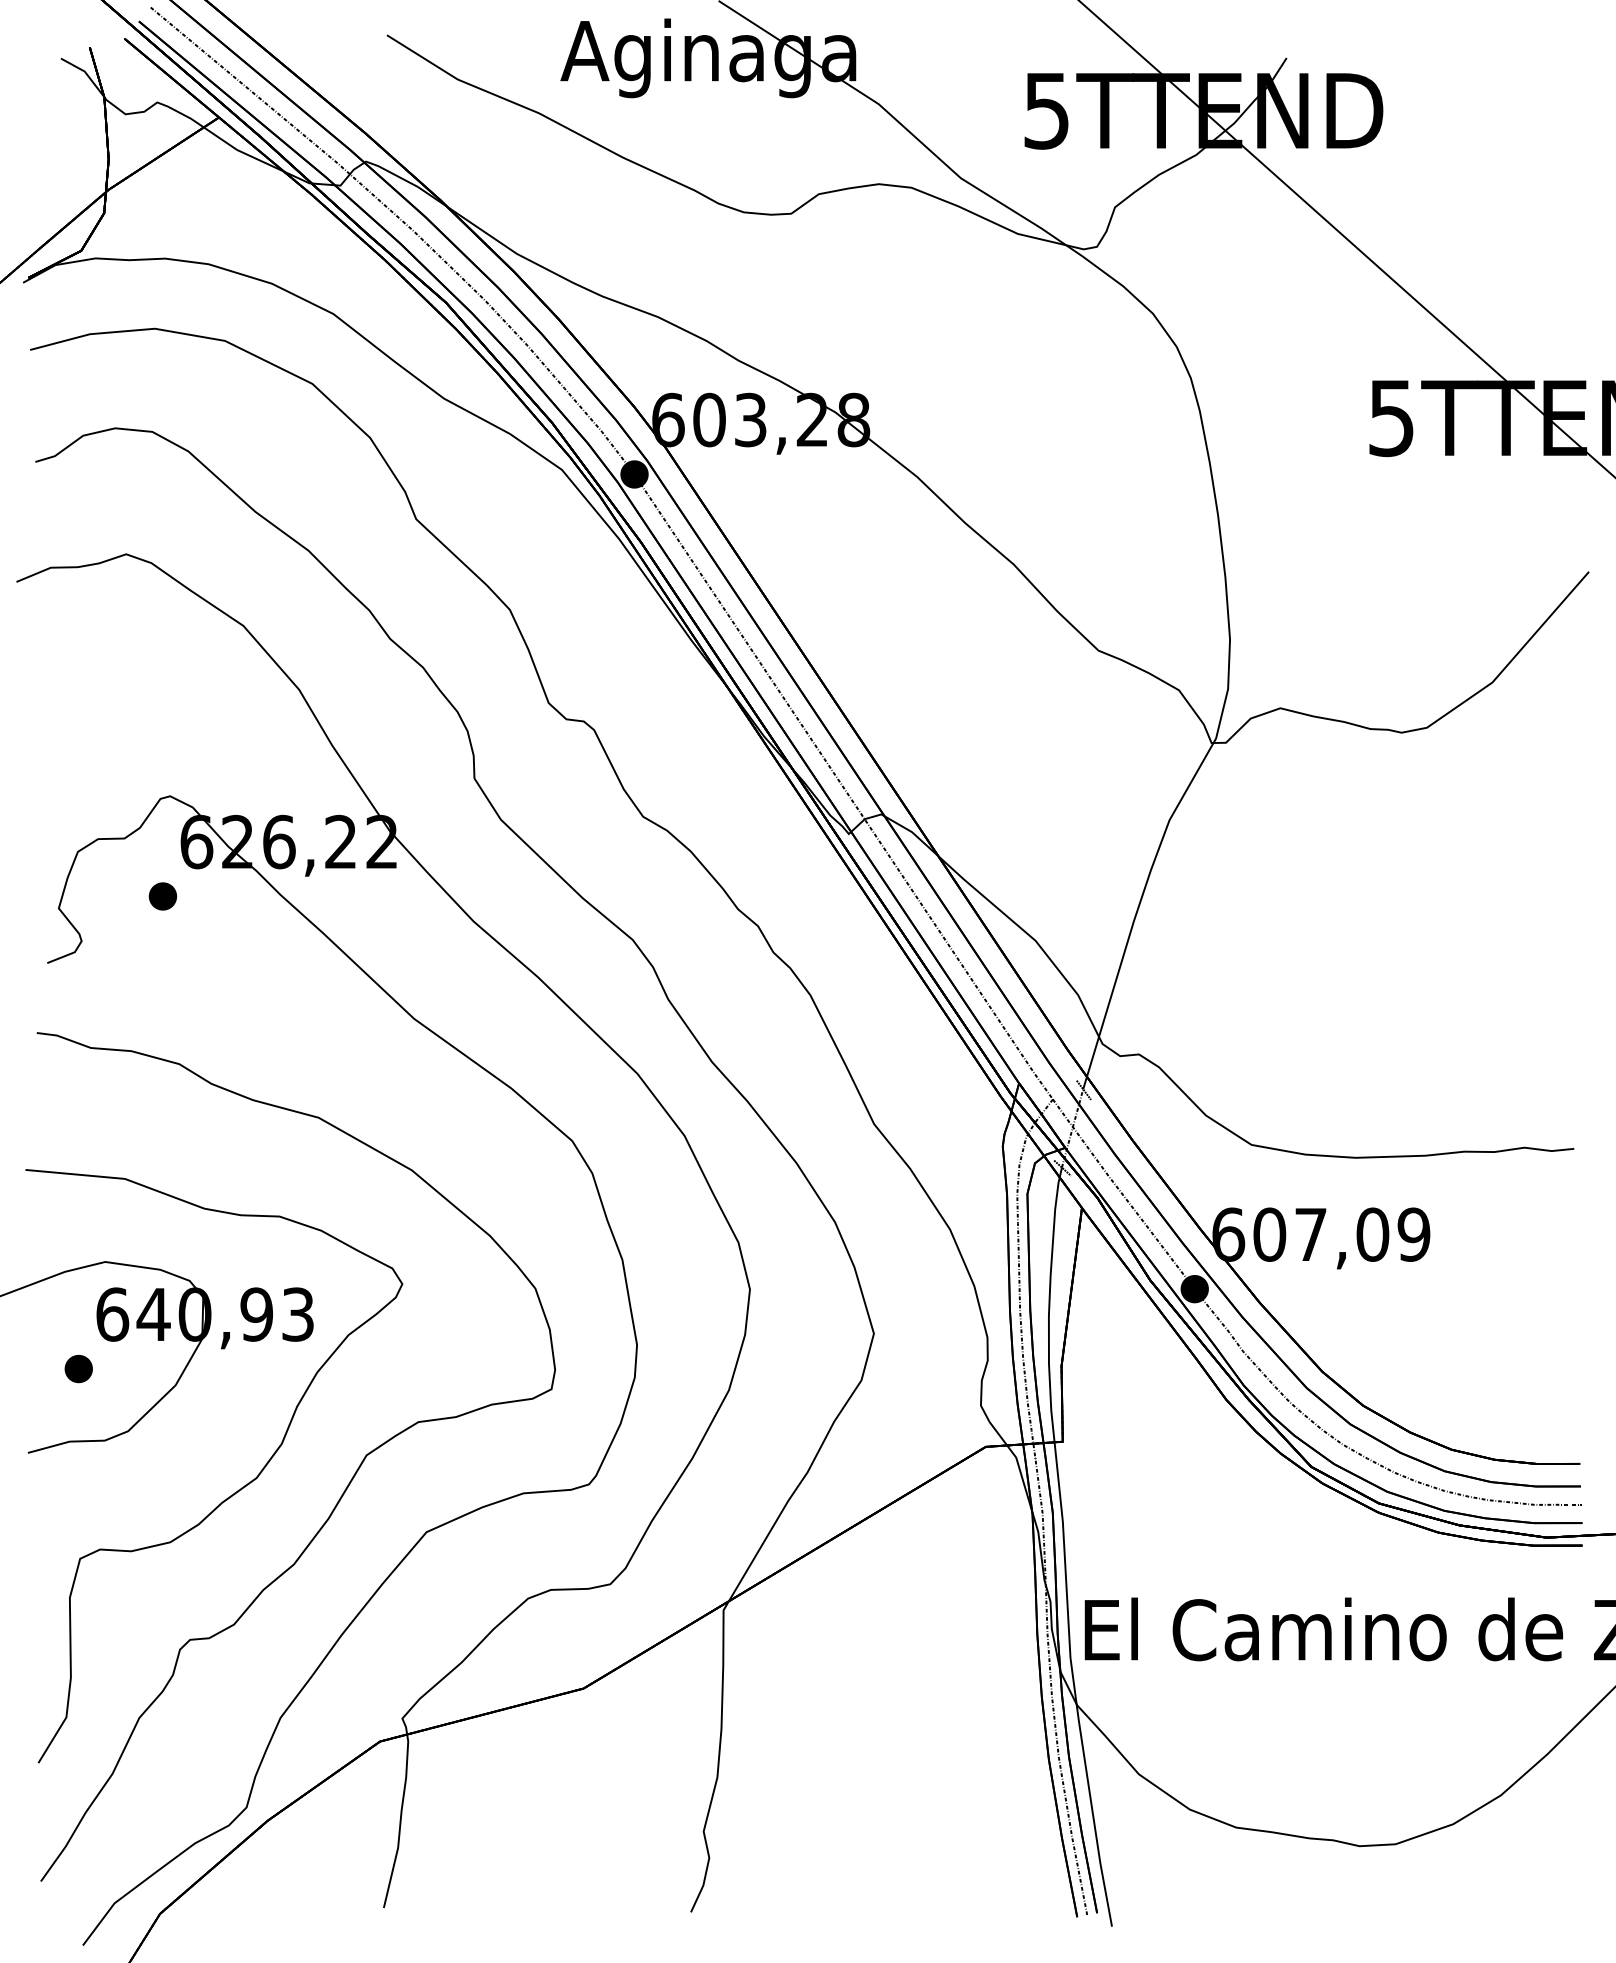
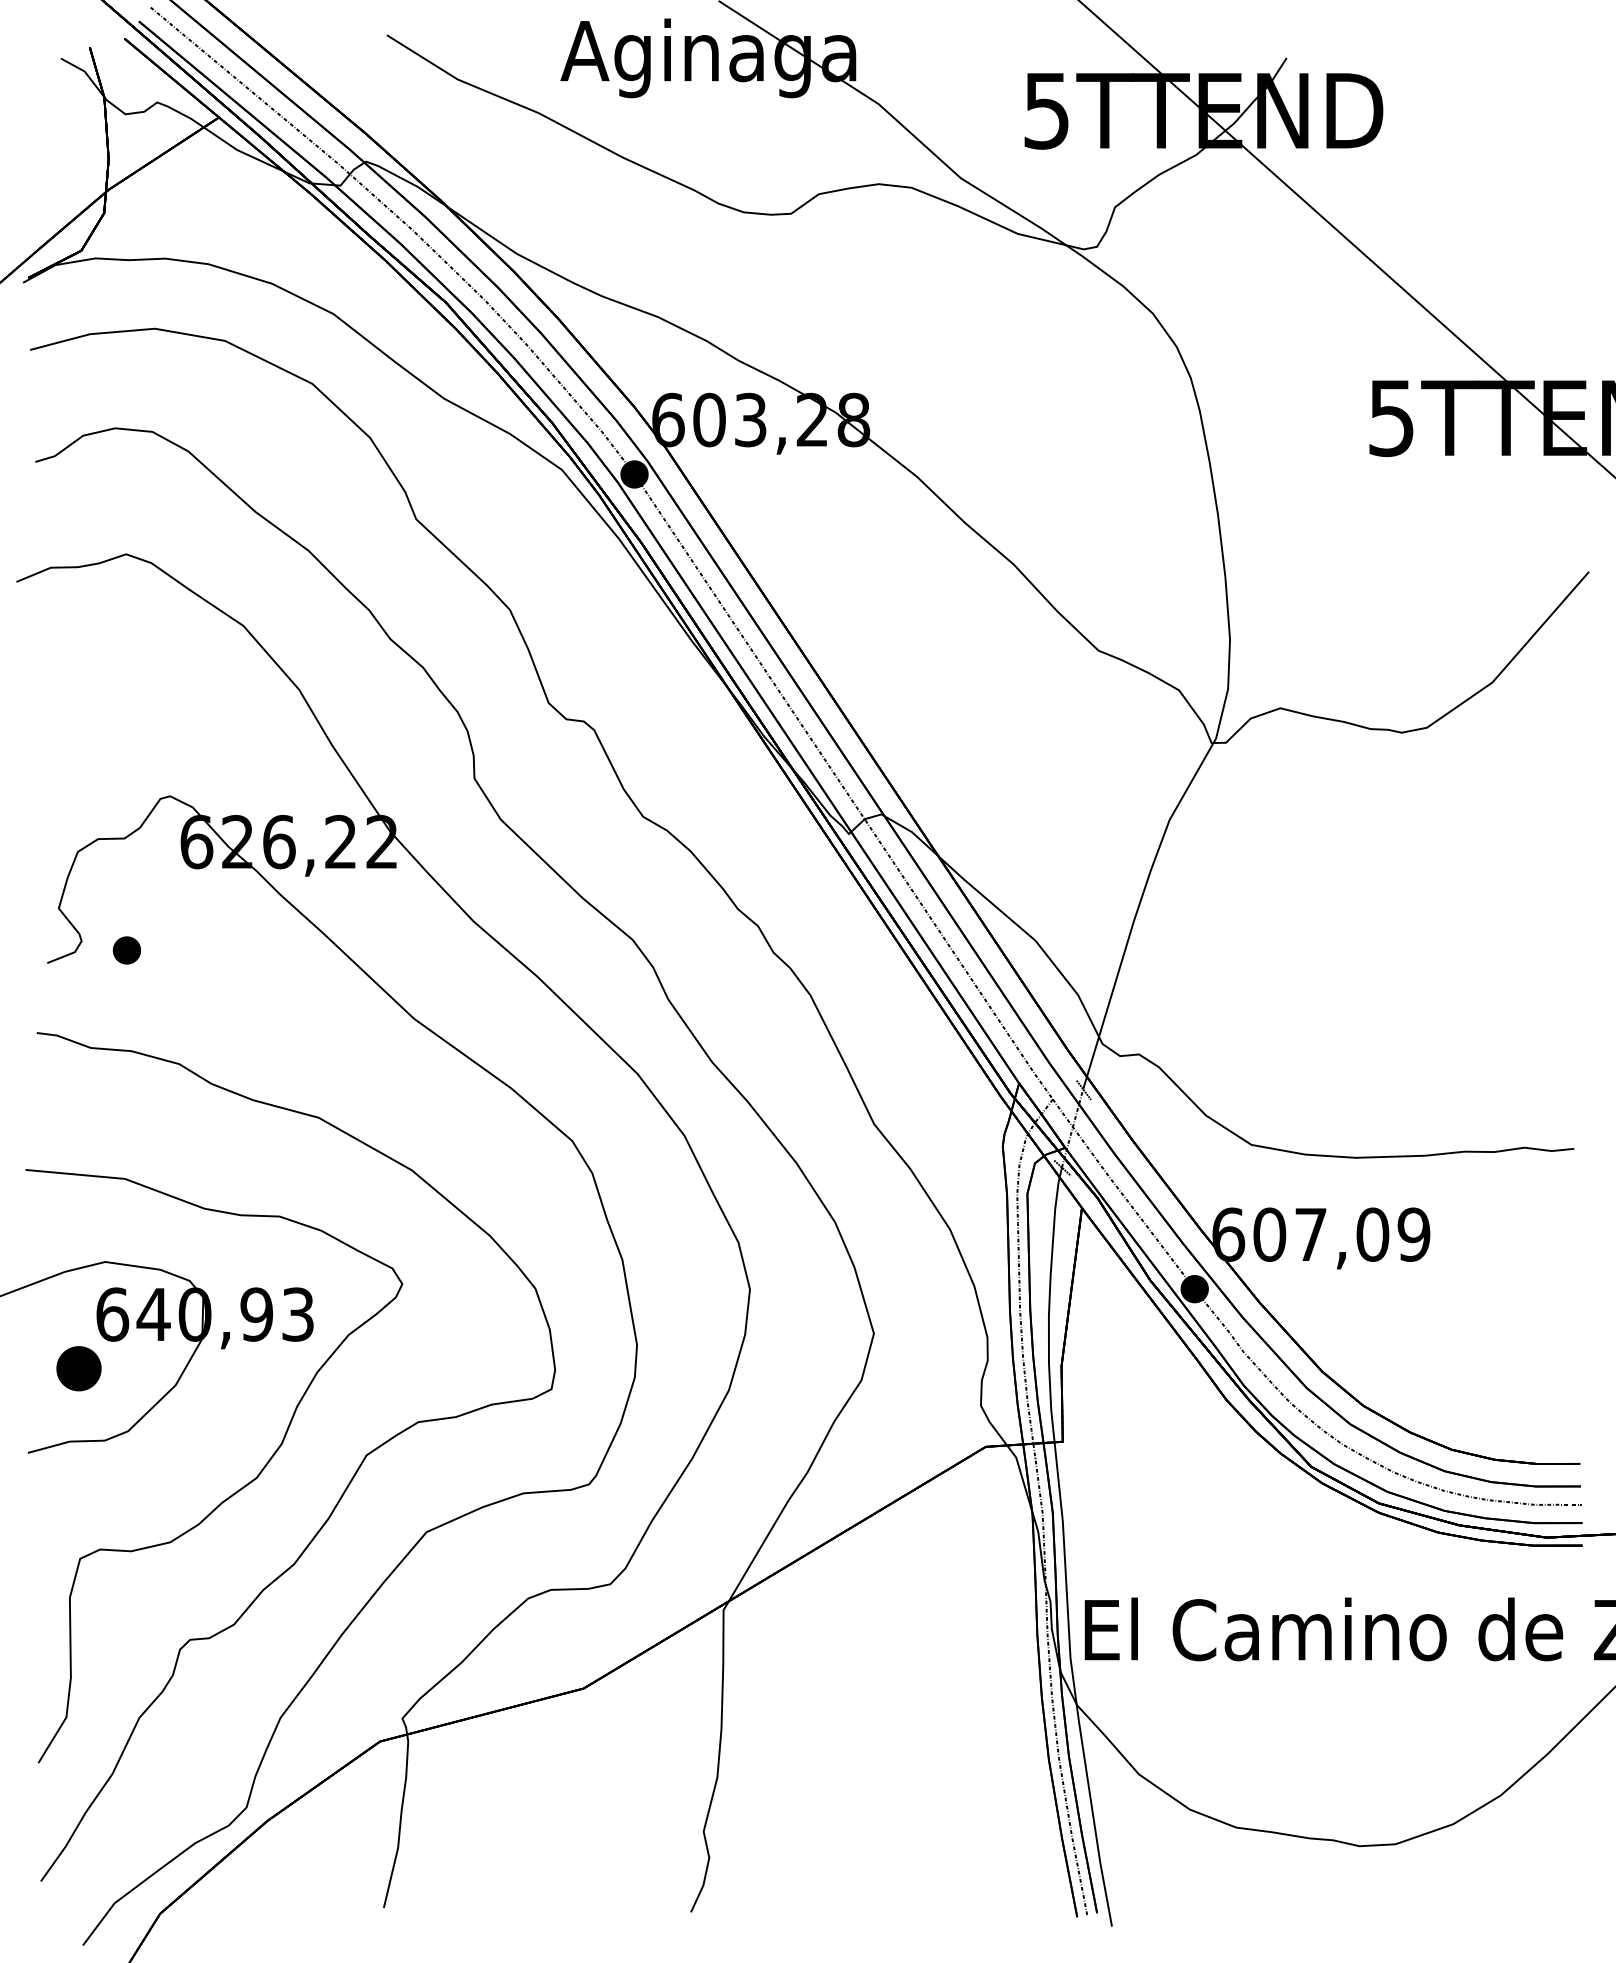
part position: (162, 896) -> (126, 950) (126, 950)
part size: 29x29 px -> 46x46 px (78, 1368)
